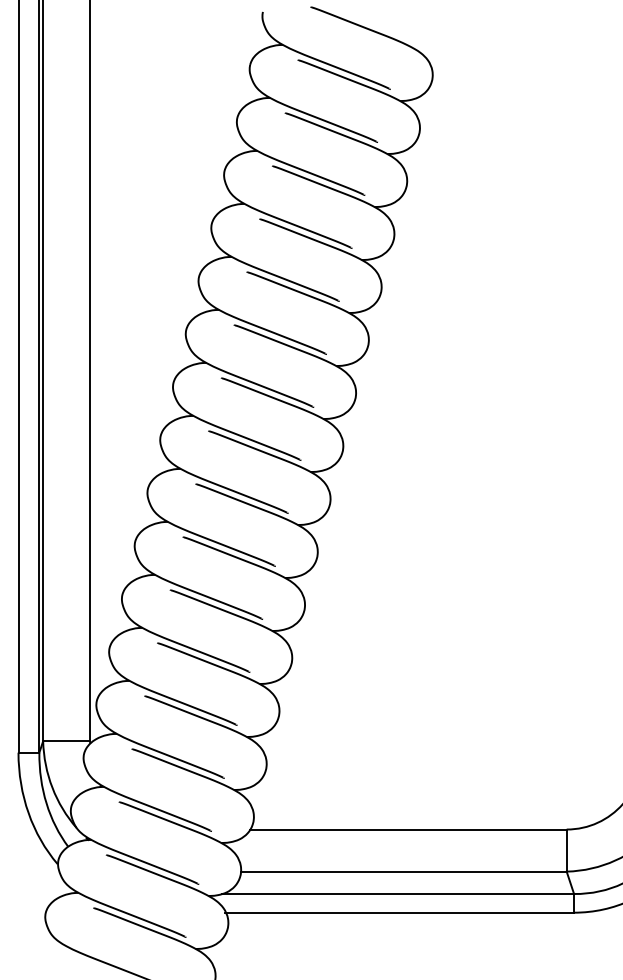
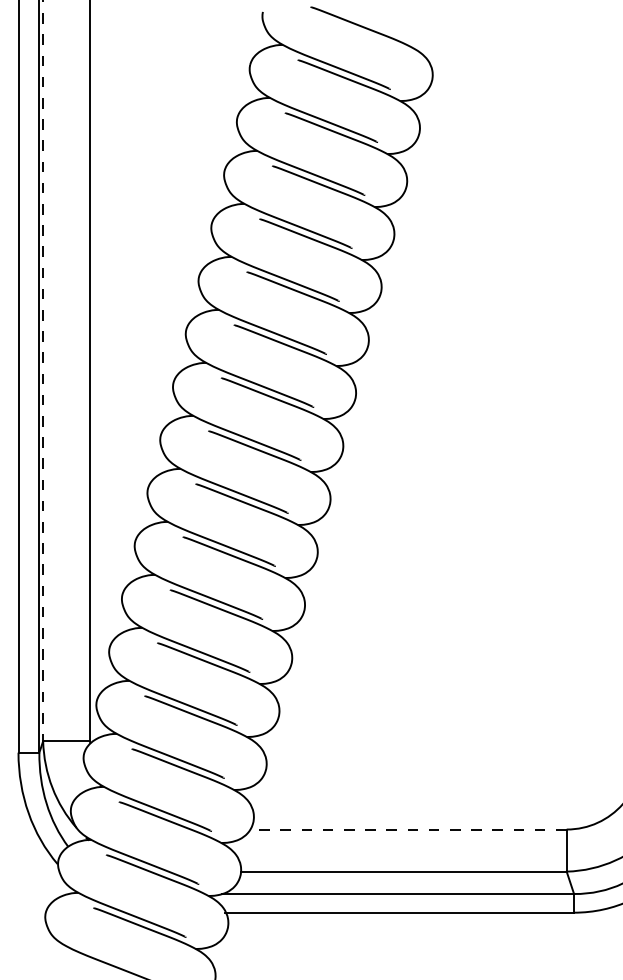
line: solid -> dashed (43, 371)
line: solid -> dashed (408, 829)
